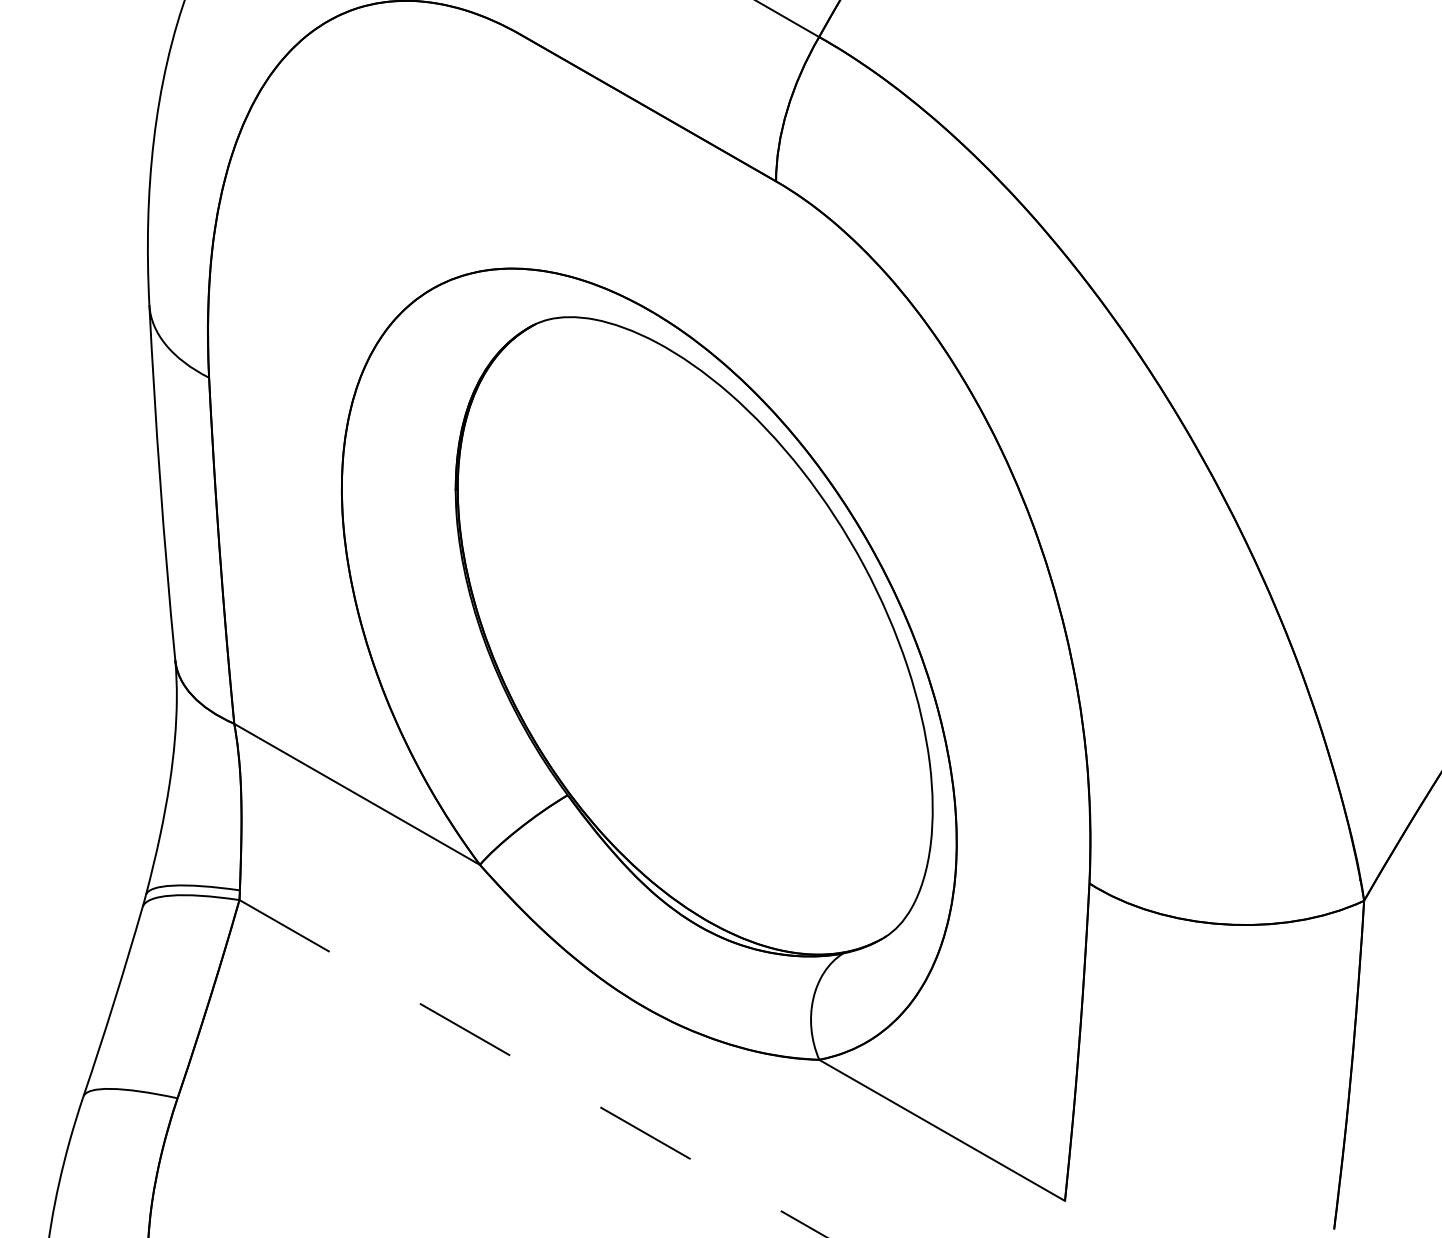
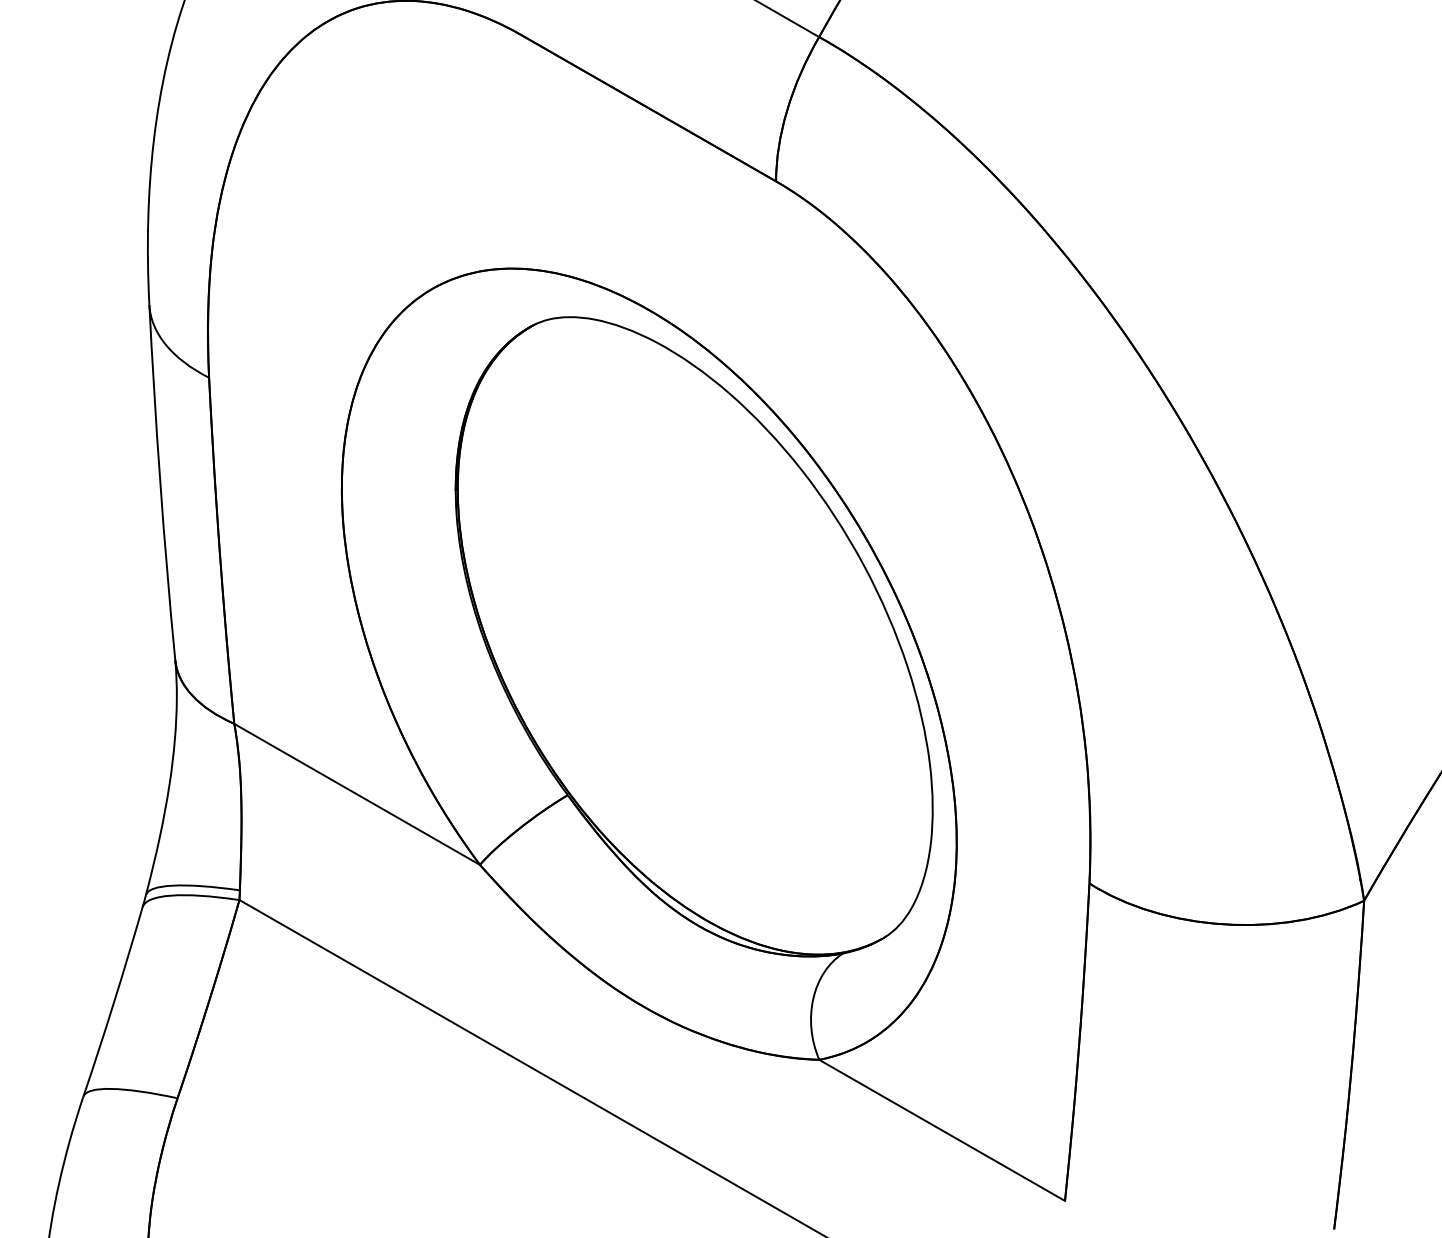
line: dashed -> solid (534, 1069)
